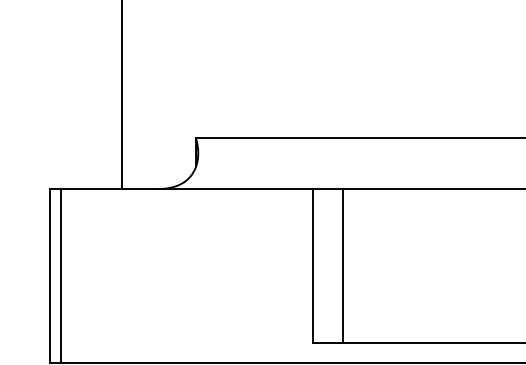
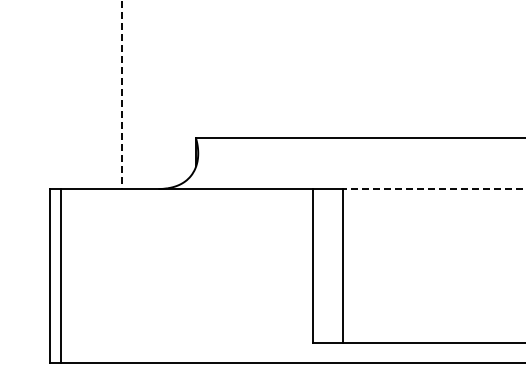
line: solid -> dashed (122, 95)
line: solid -> dashed (434, 189)
